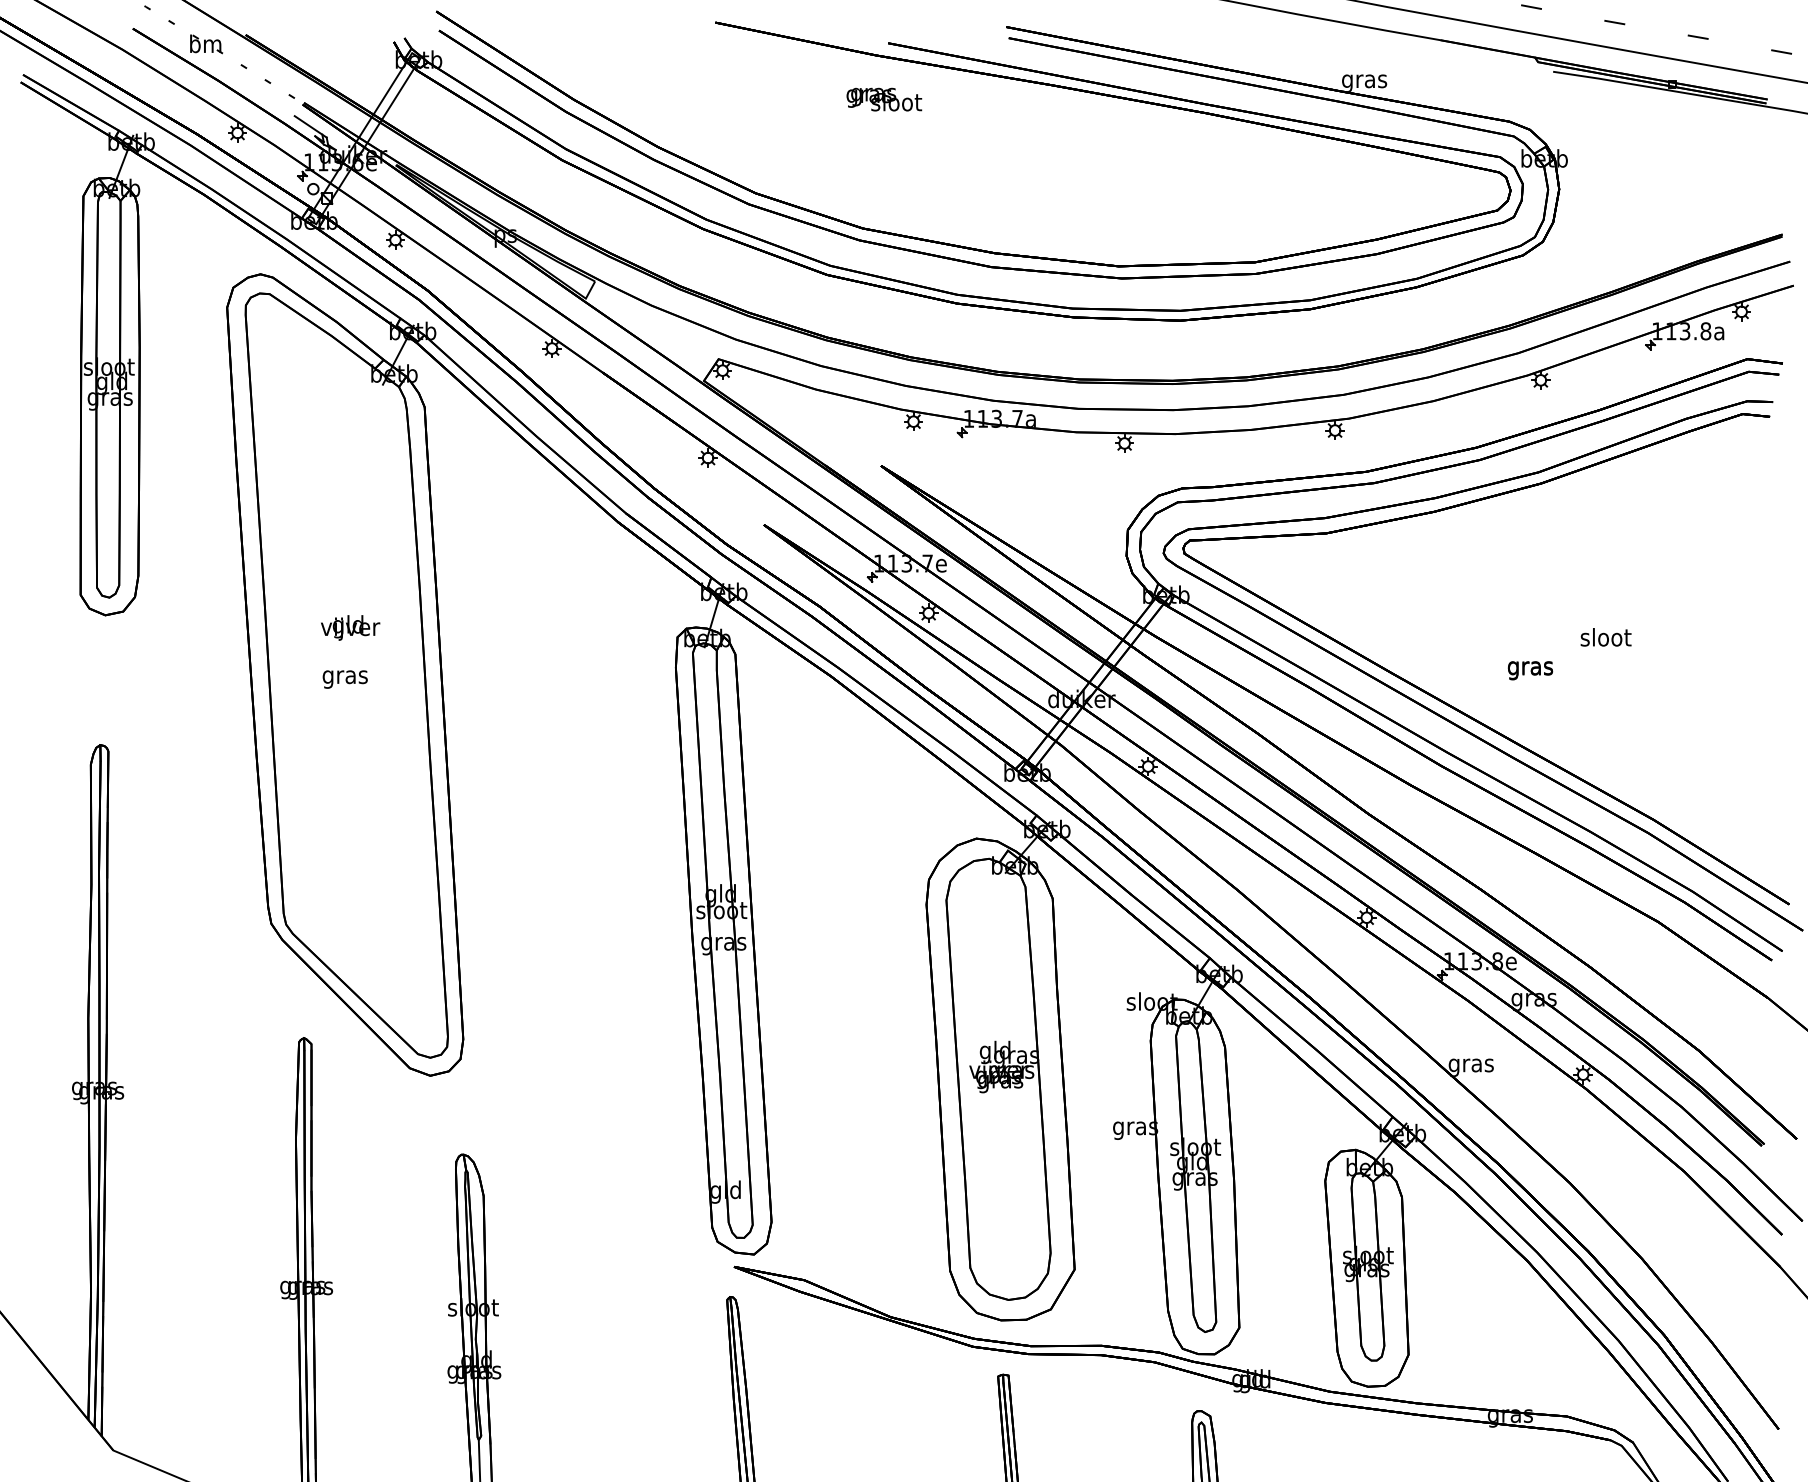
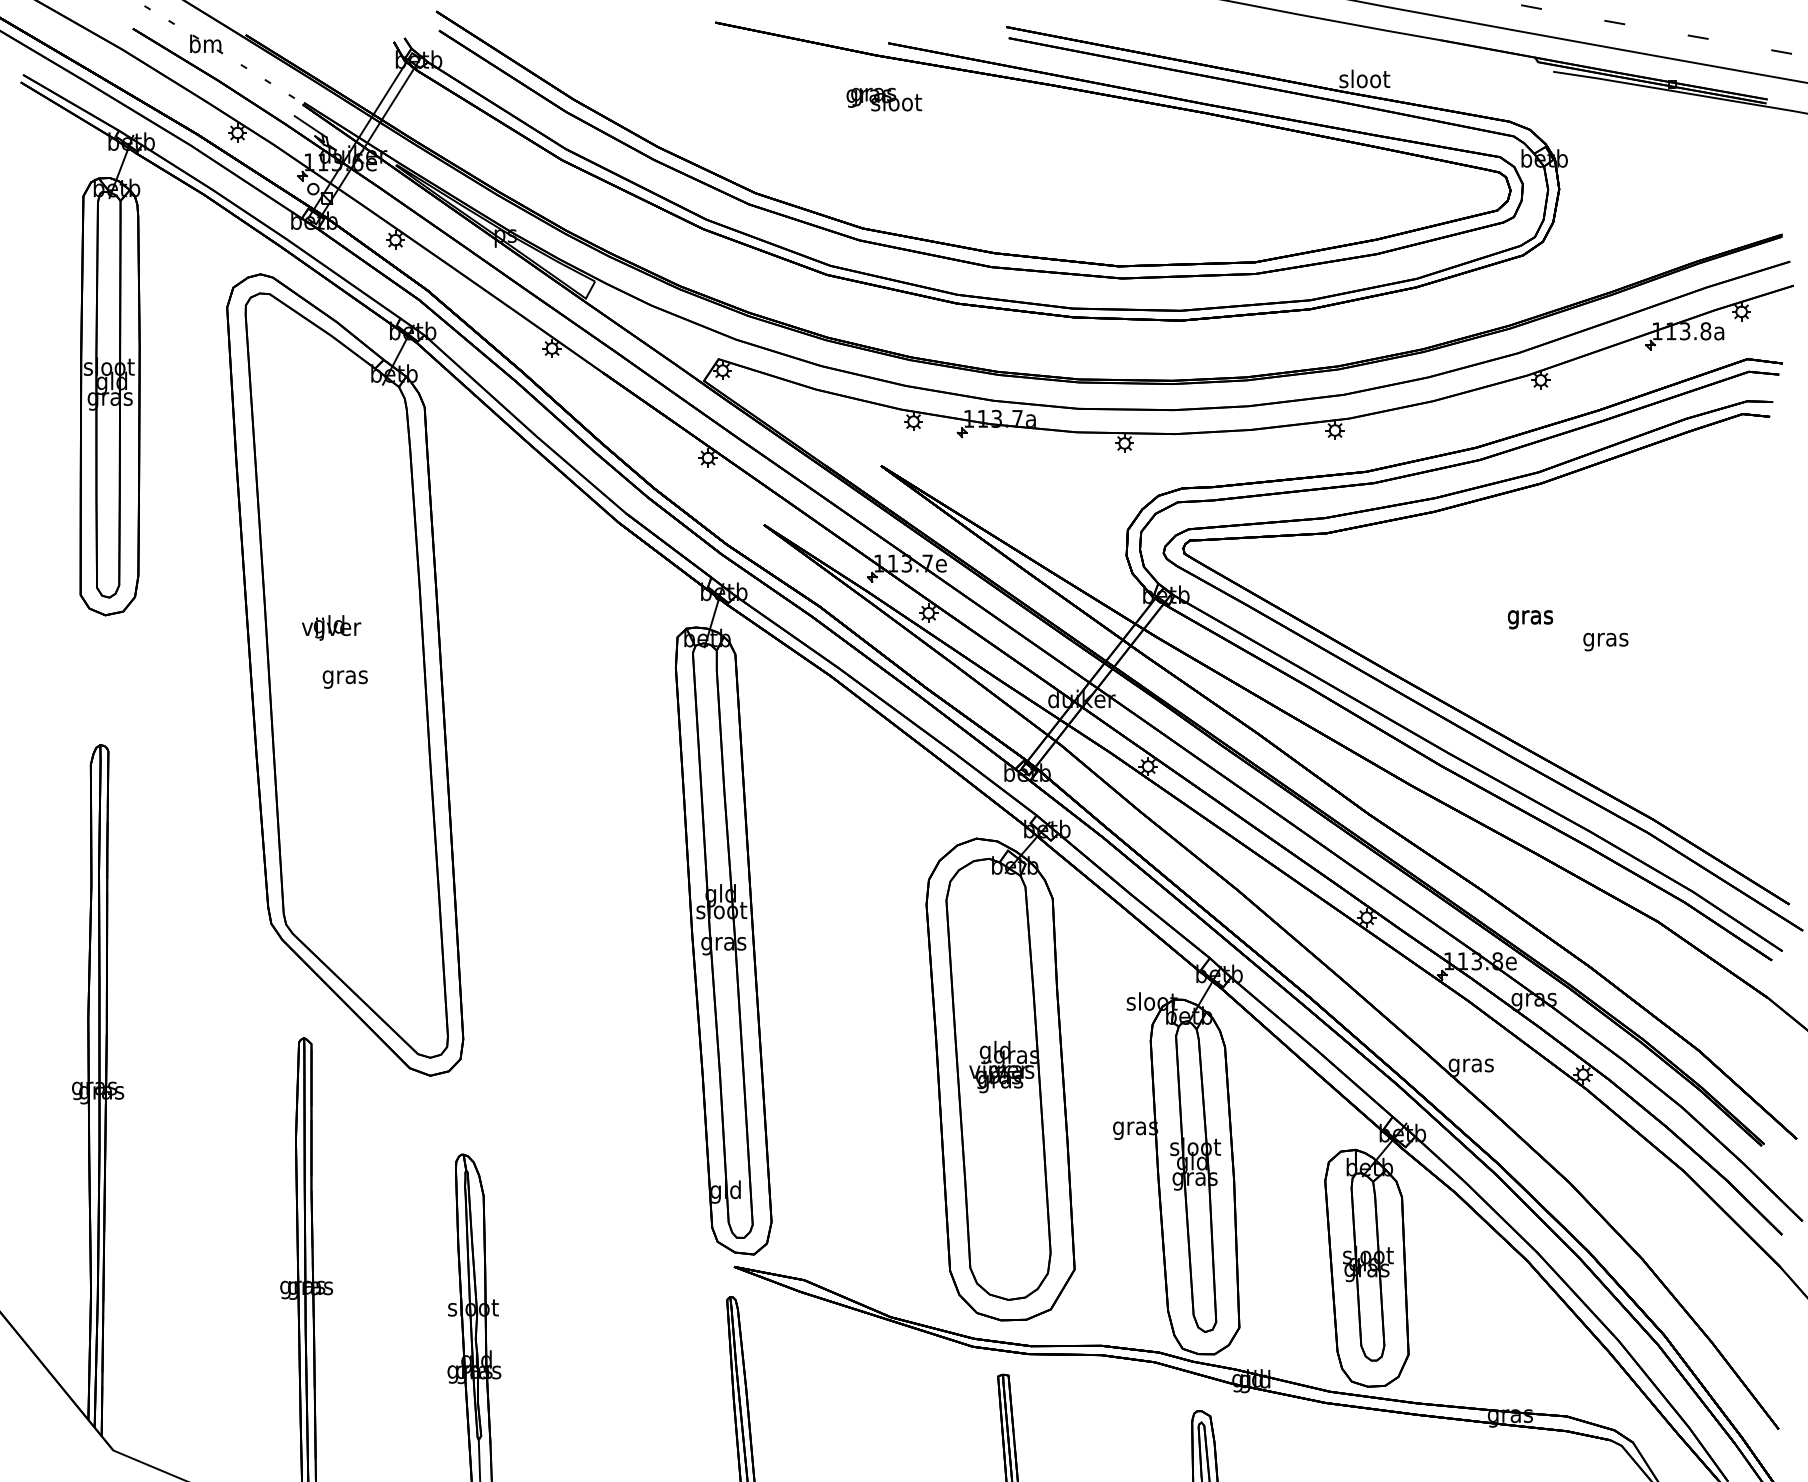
text: gras -> sloot (1364, 80)
text position: (350, 627) -> (331, 627) (331, 627)
text: sloot -> gras (1605, 639)
text position: (1530, 670) -> (1530, 619) (1530, 619)
